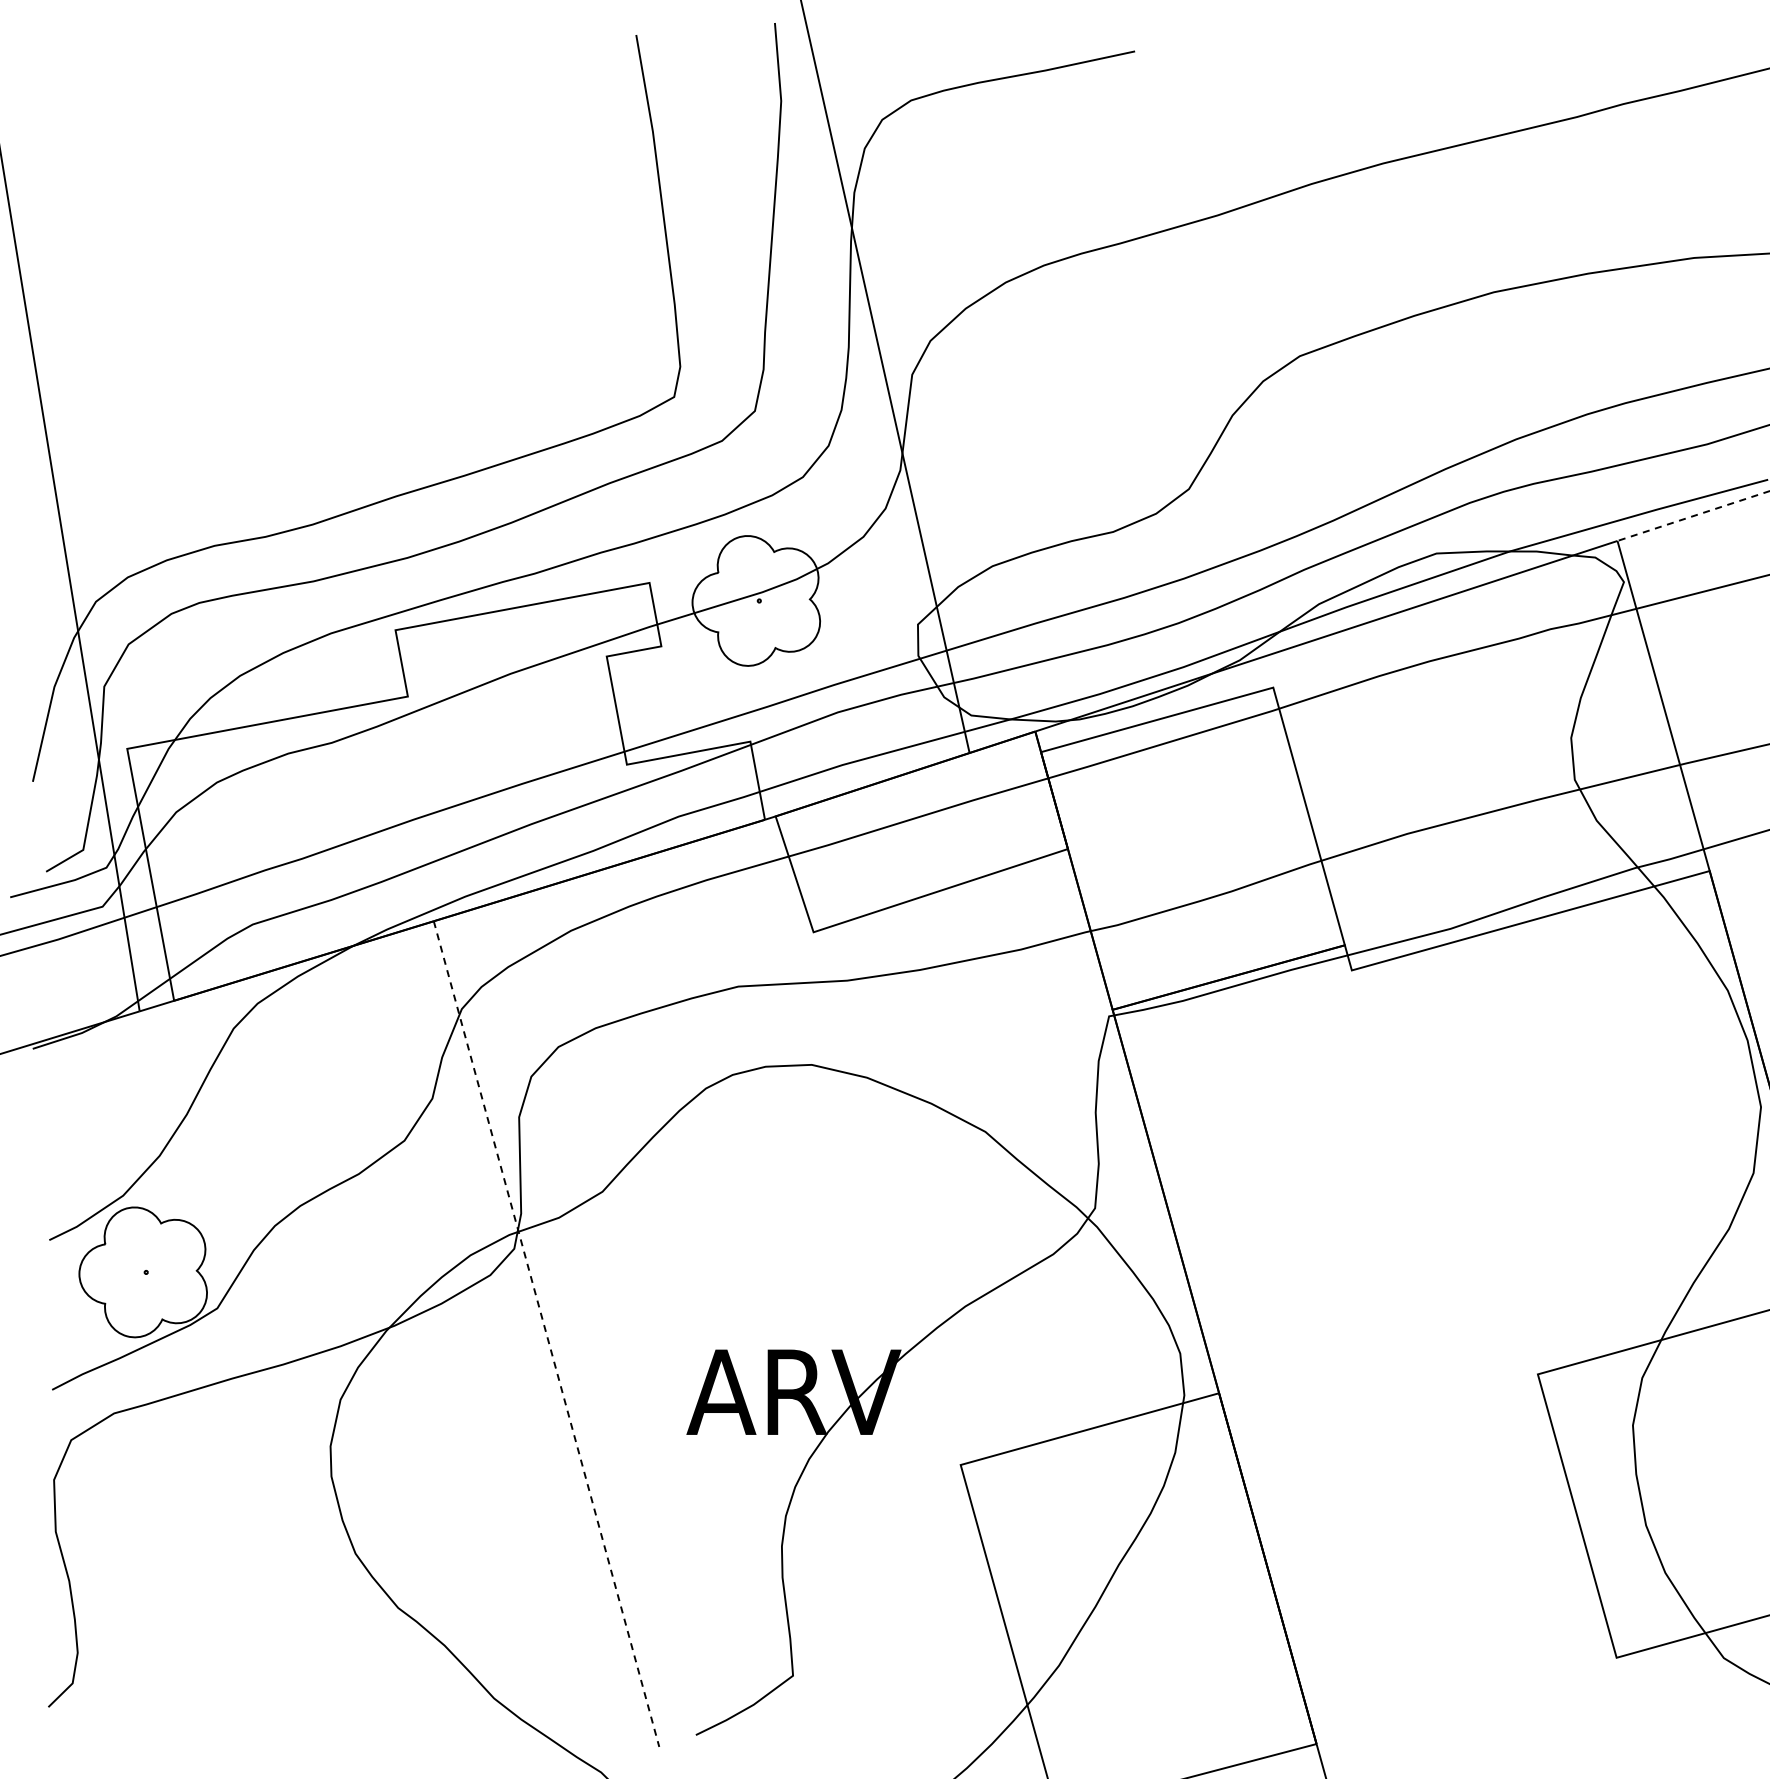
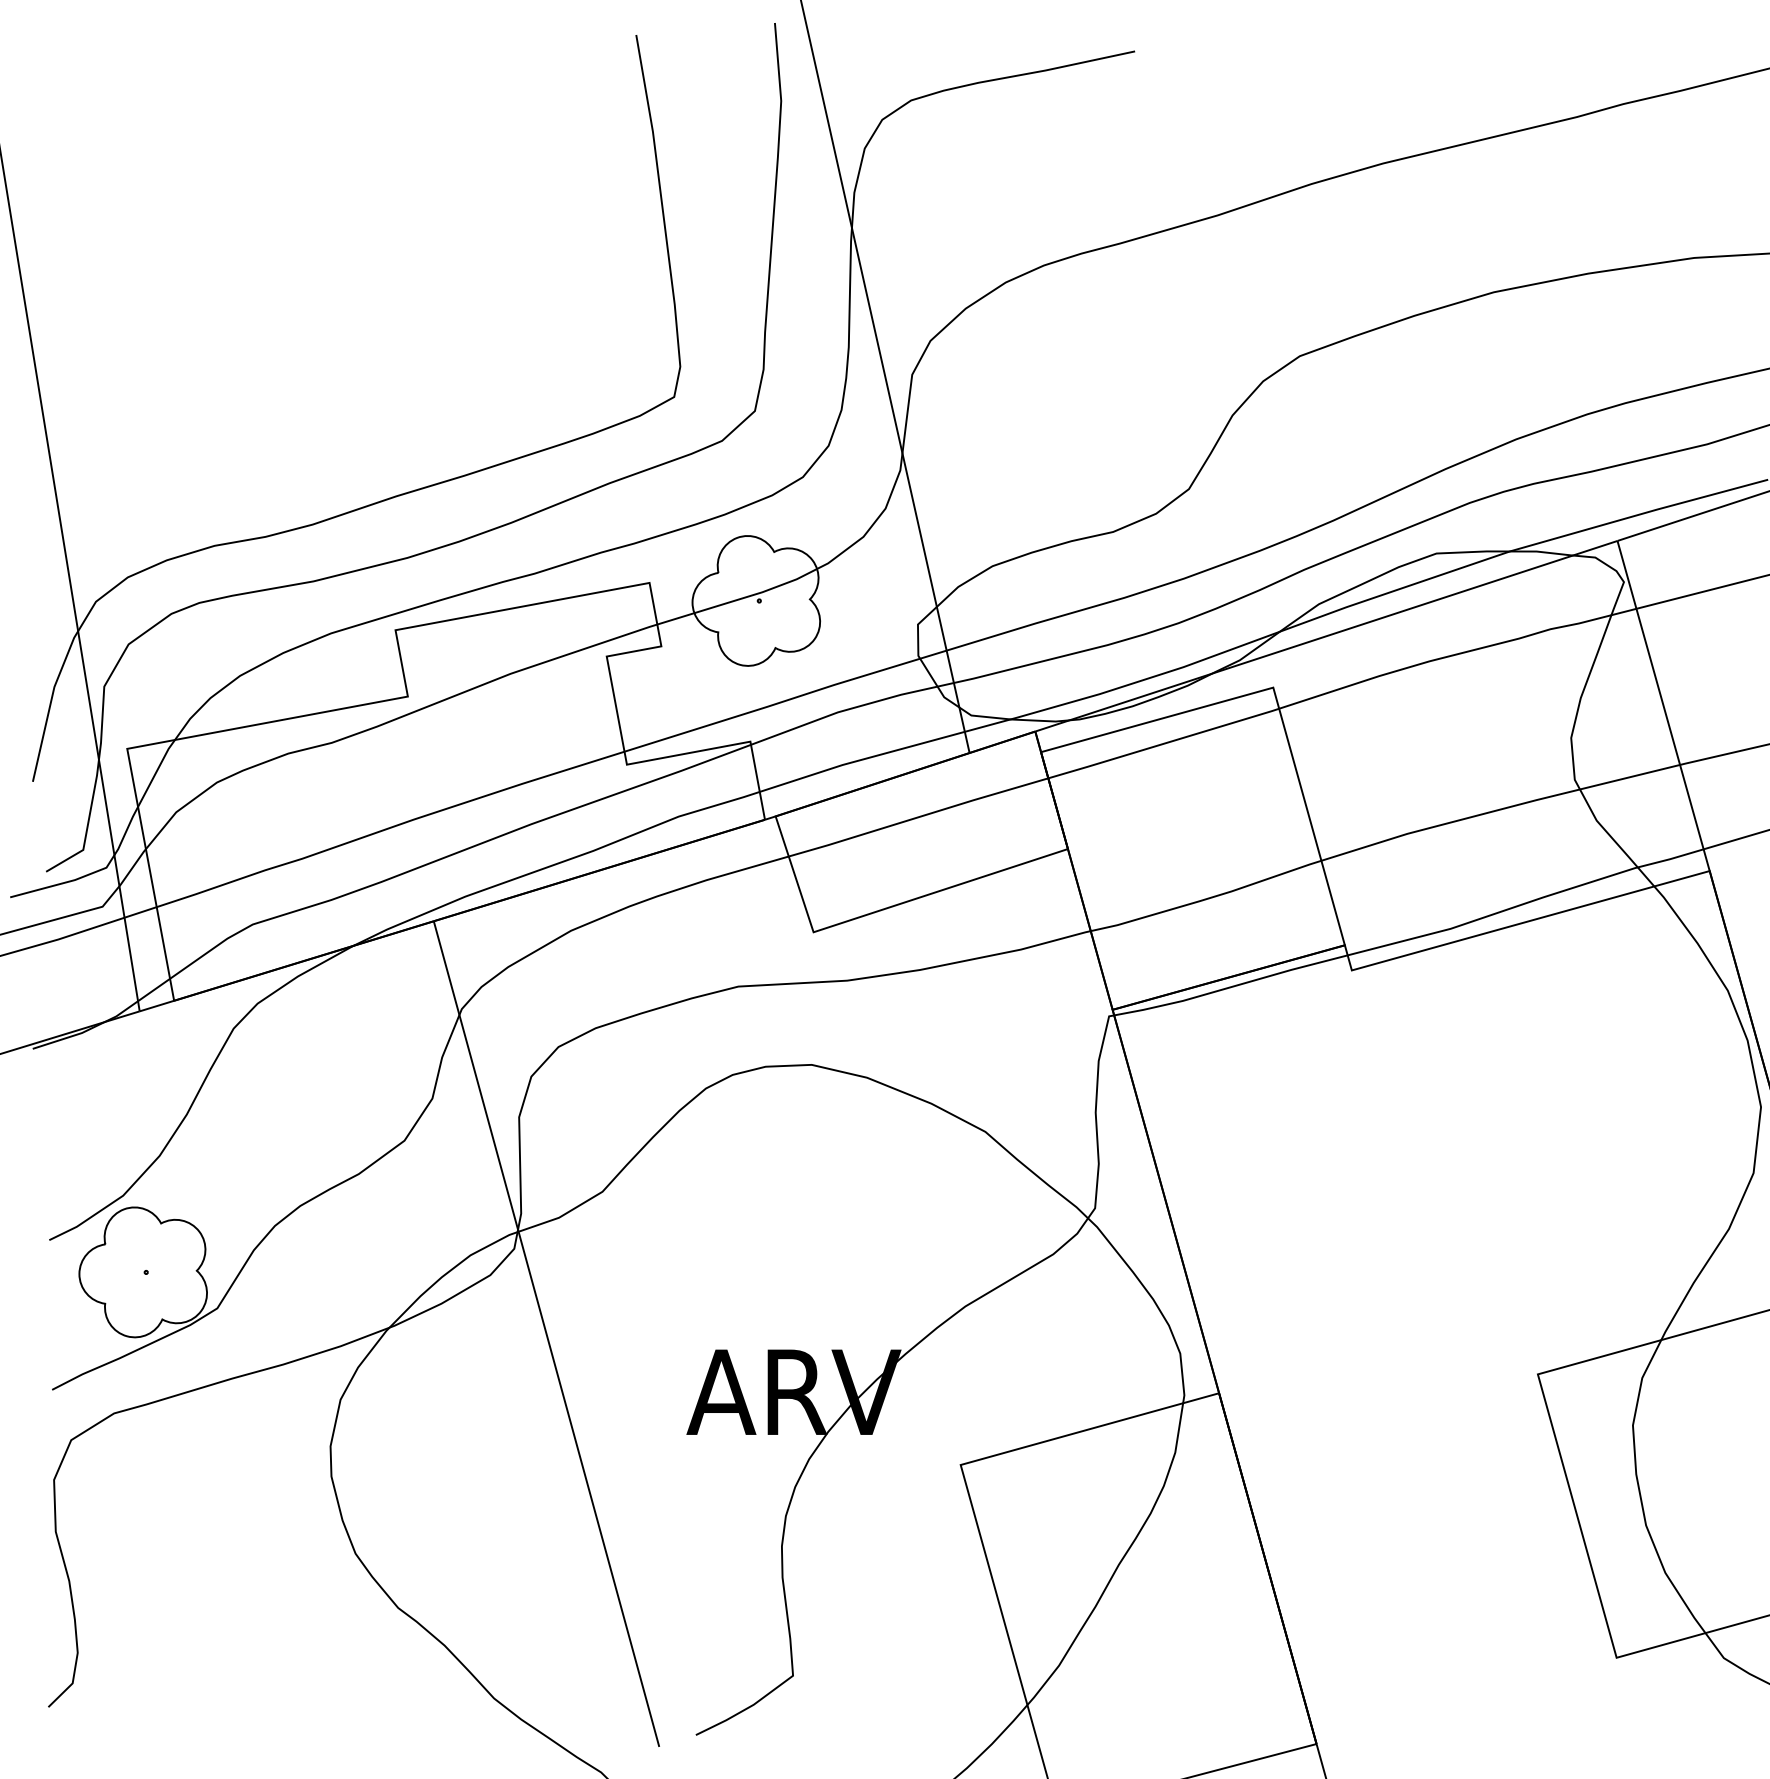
line: dashed -> solid (1693, 516)
line: dashed -> solid (546, 1334)
